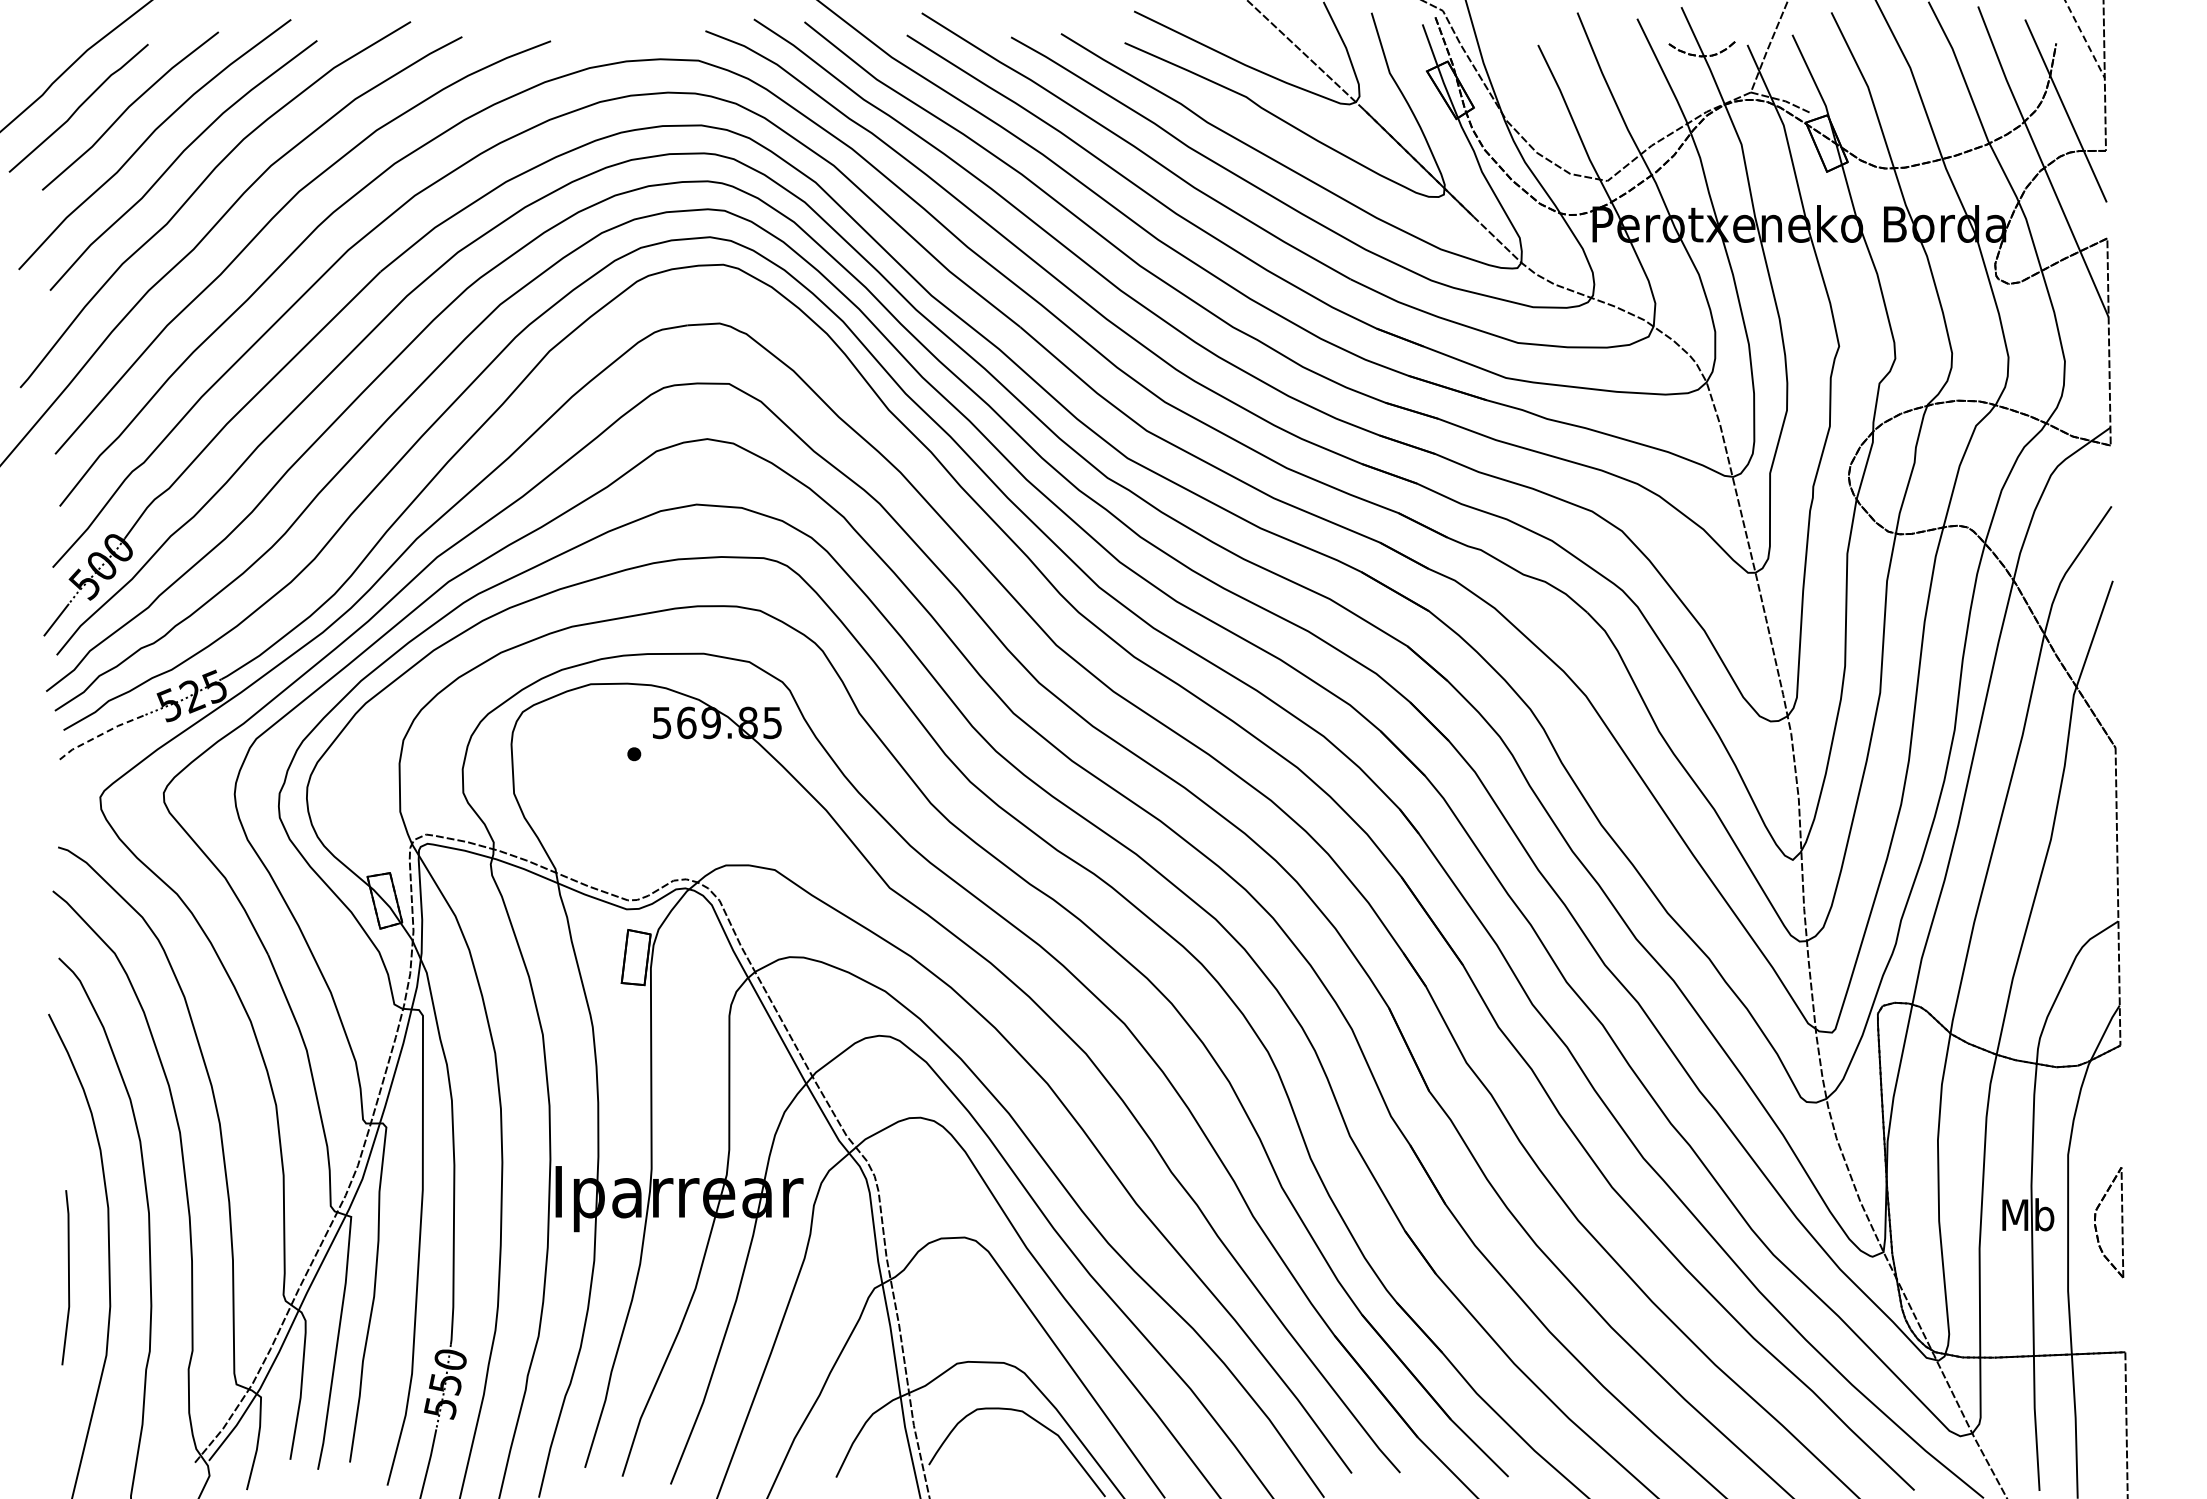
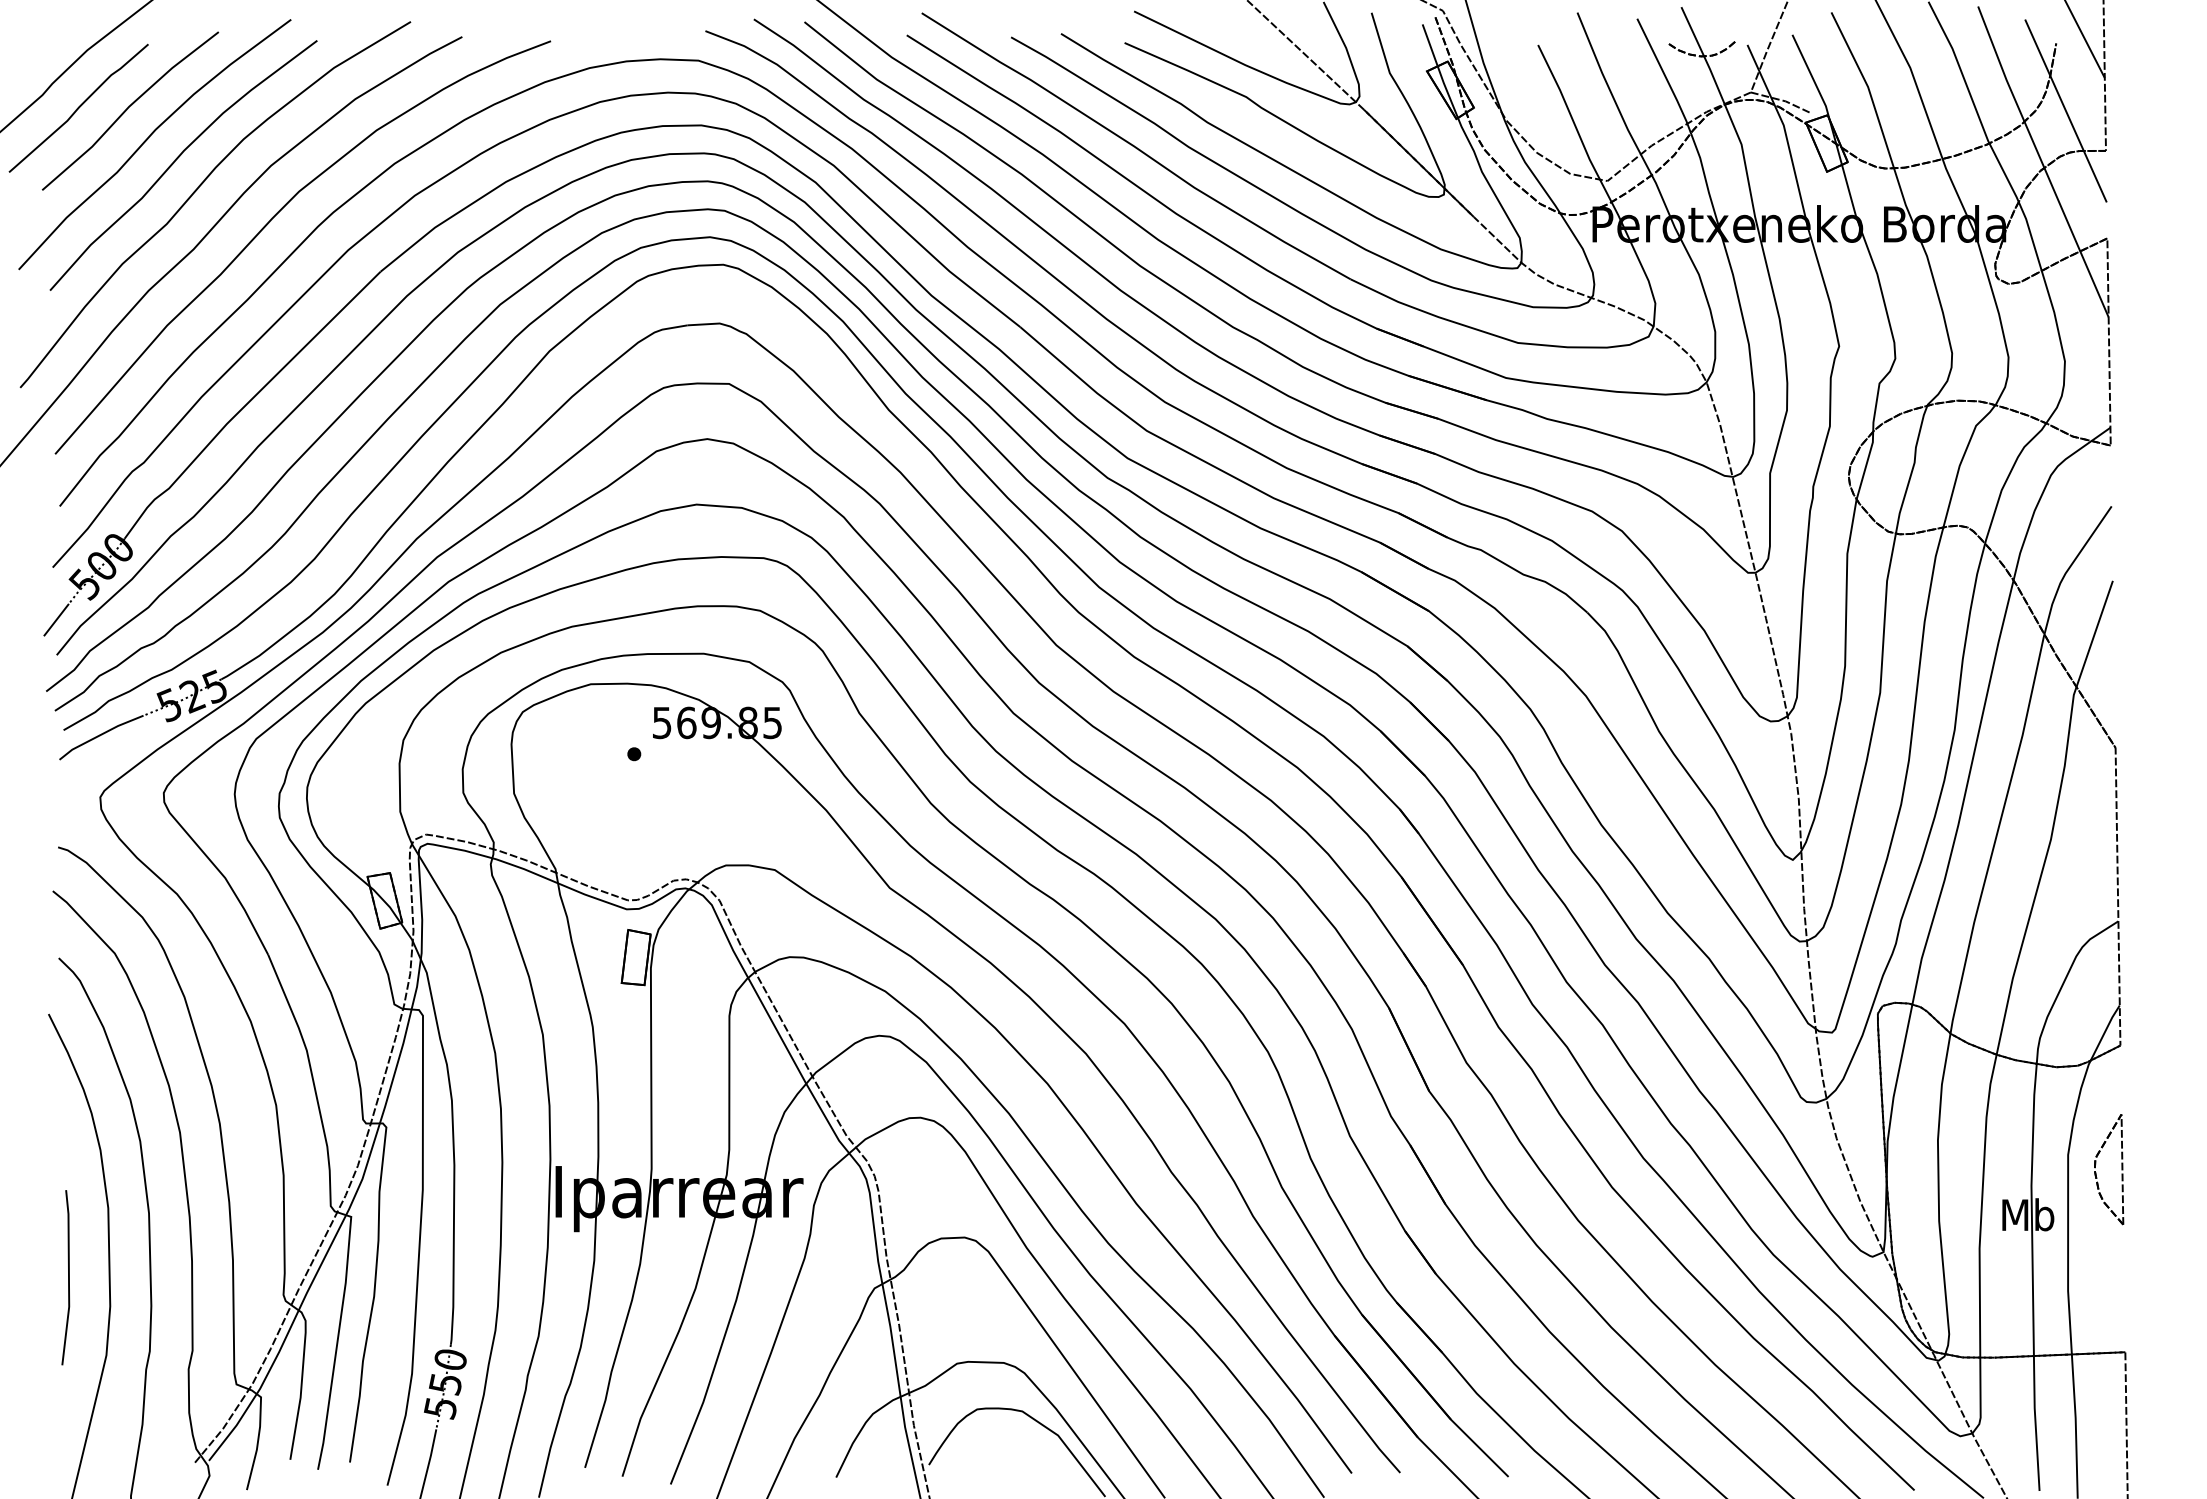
line: dashed -> solid (2085, 39)
line: dashed -> solid (99, 735)
part position: (2121, 1222) -> (2121, 1169) (2121, 1169)
